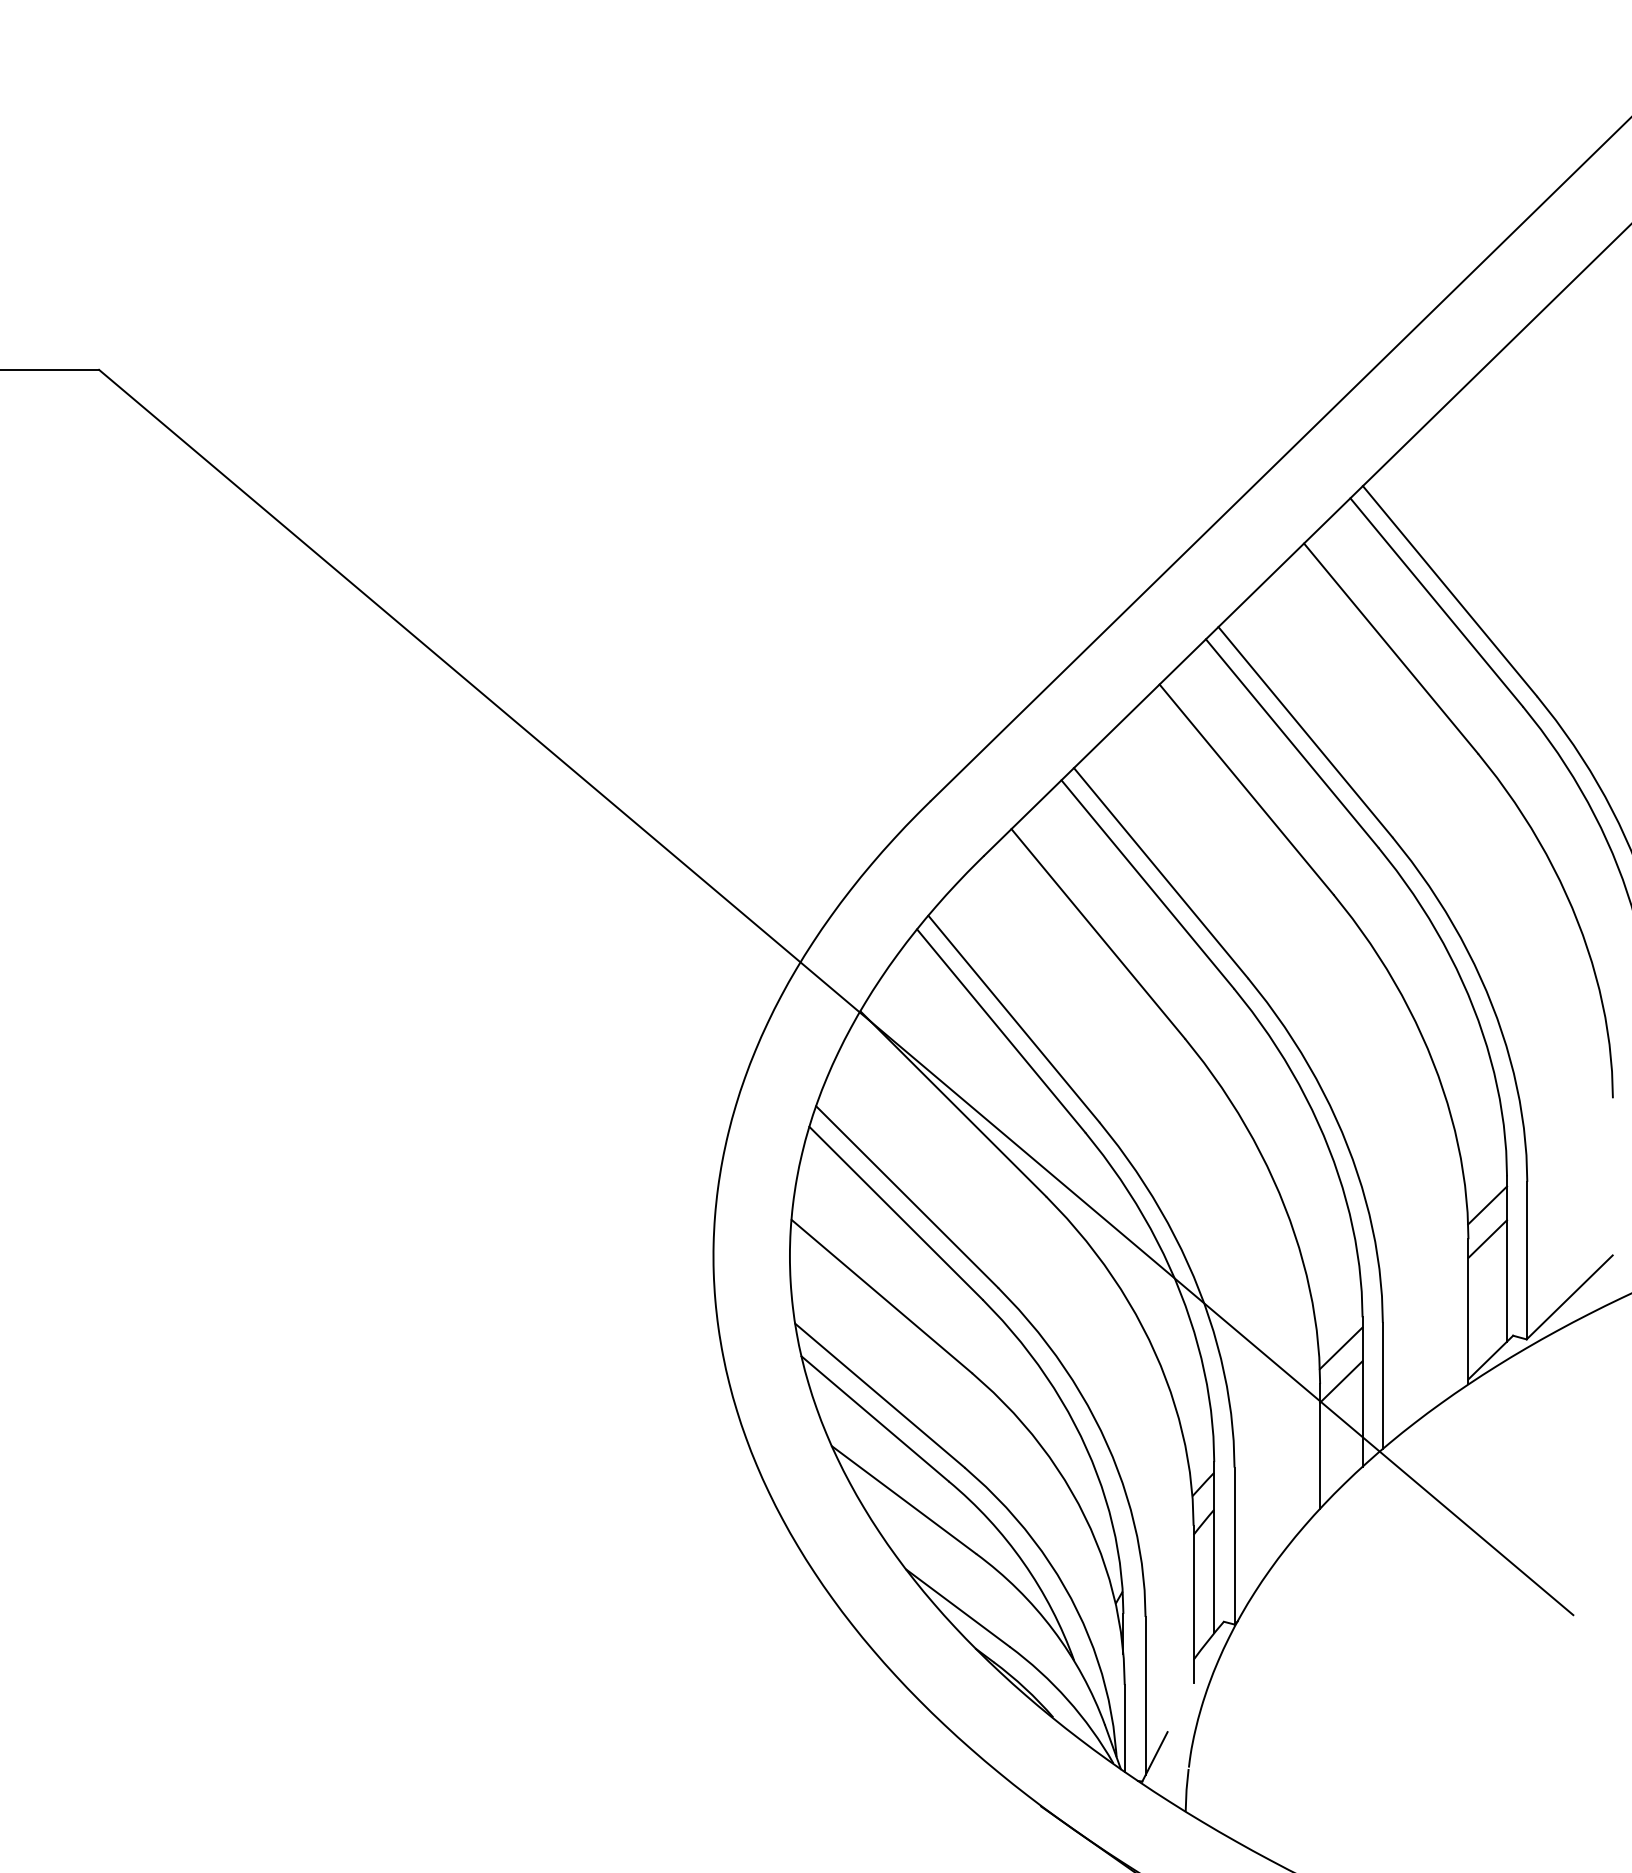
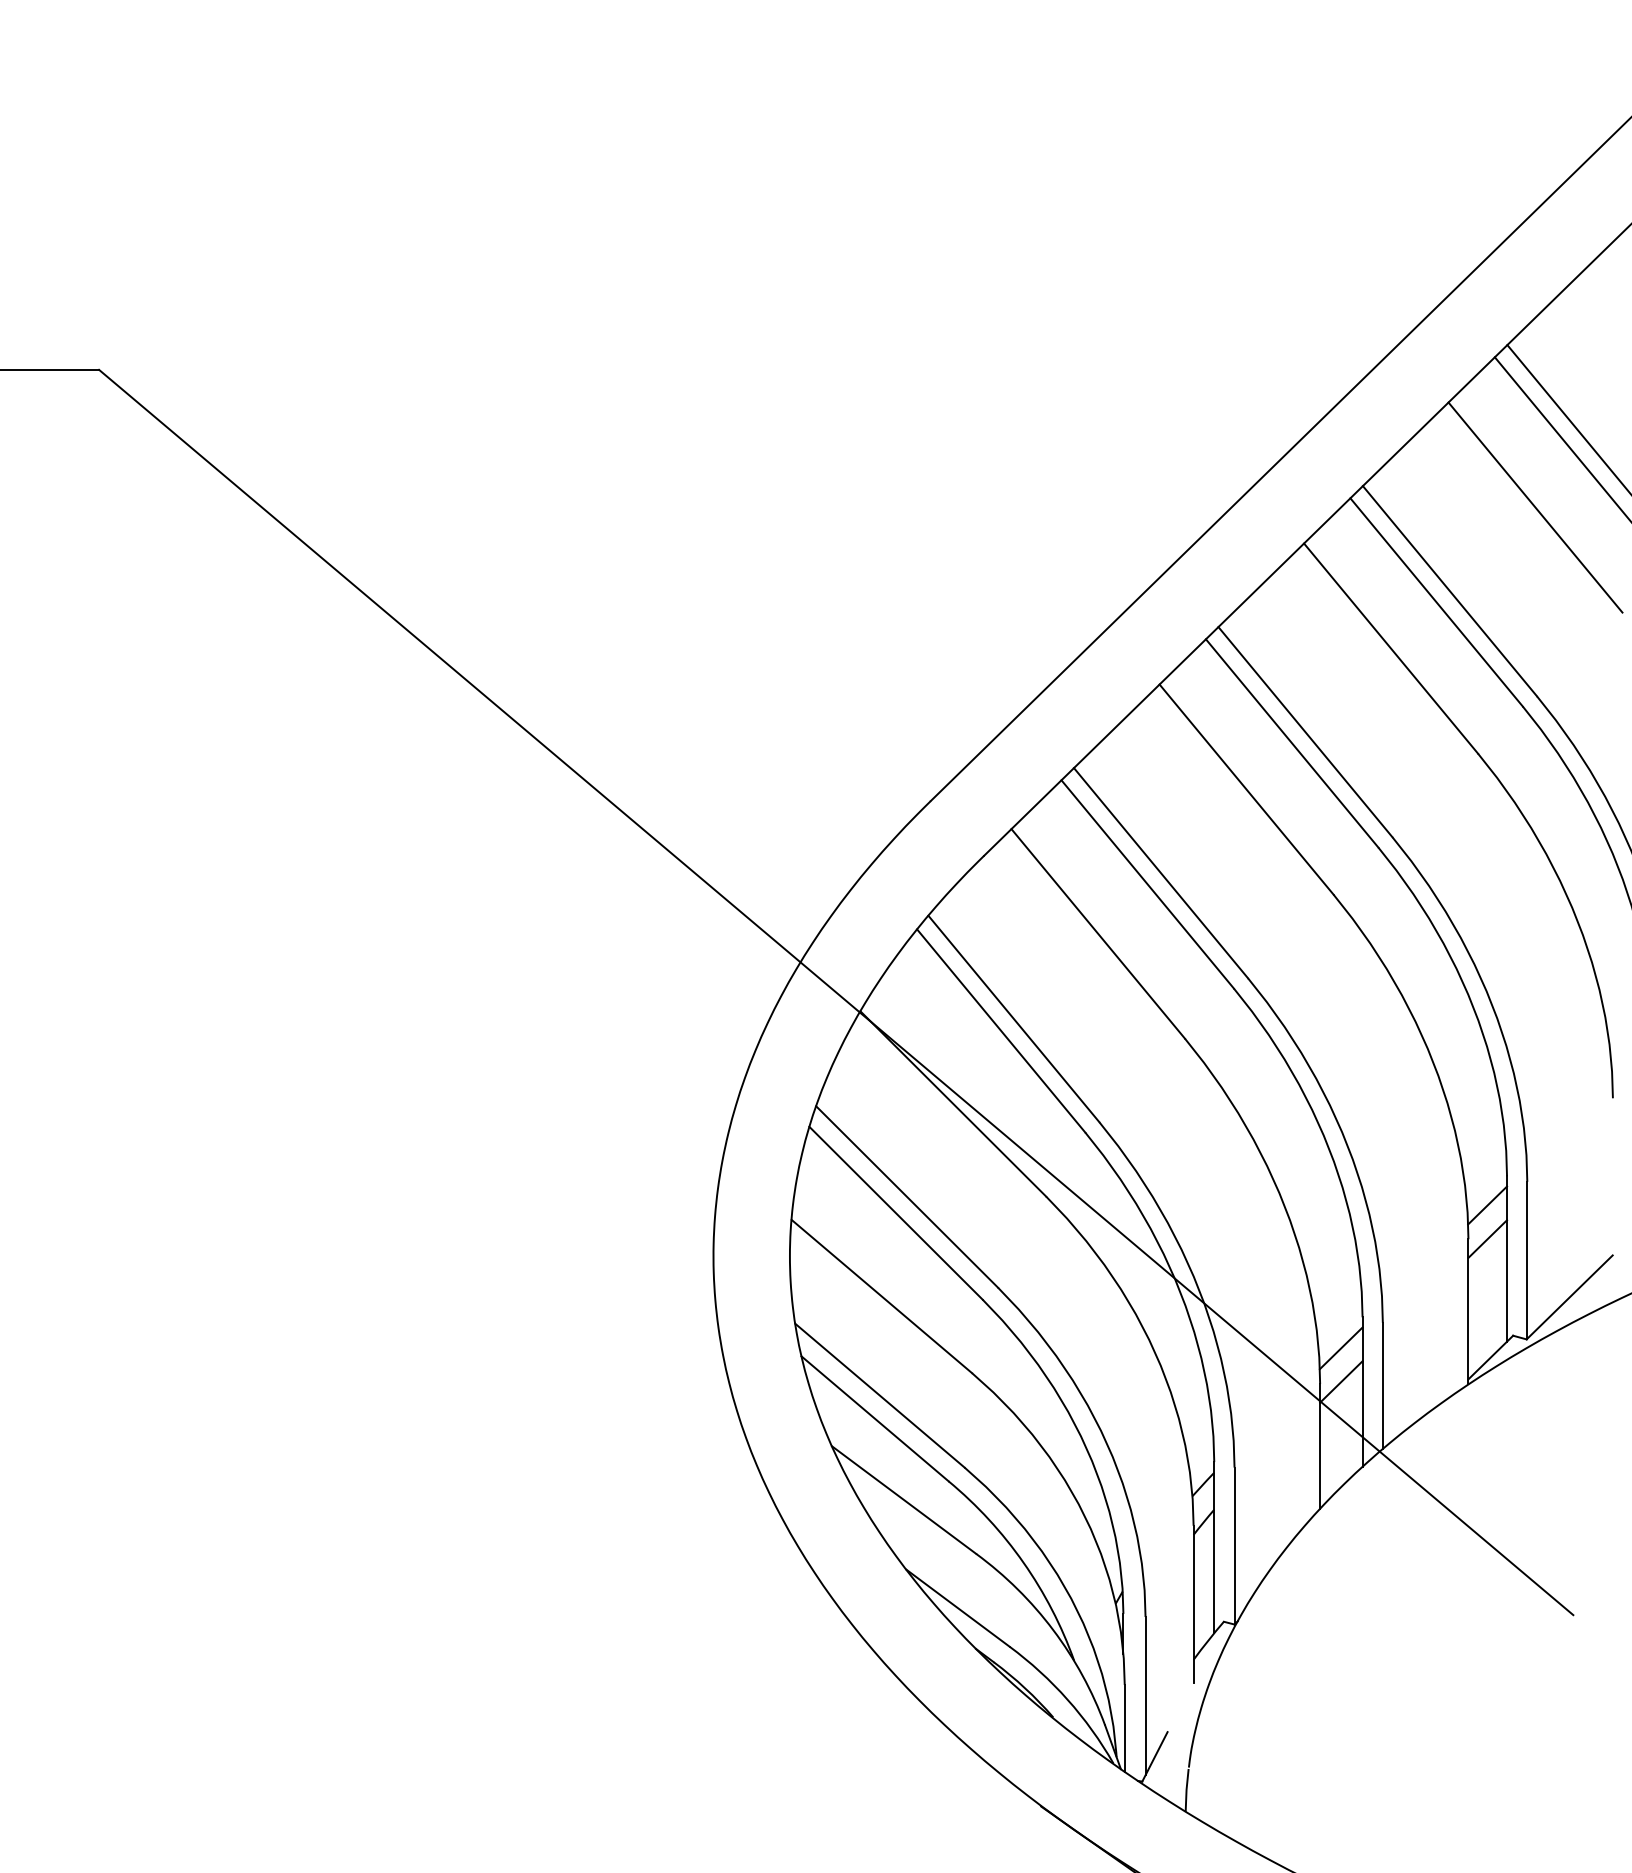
line: none -> present (1567, 418)
line: none -> present (1561, 438)
line: none -> present (1535, 507)
